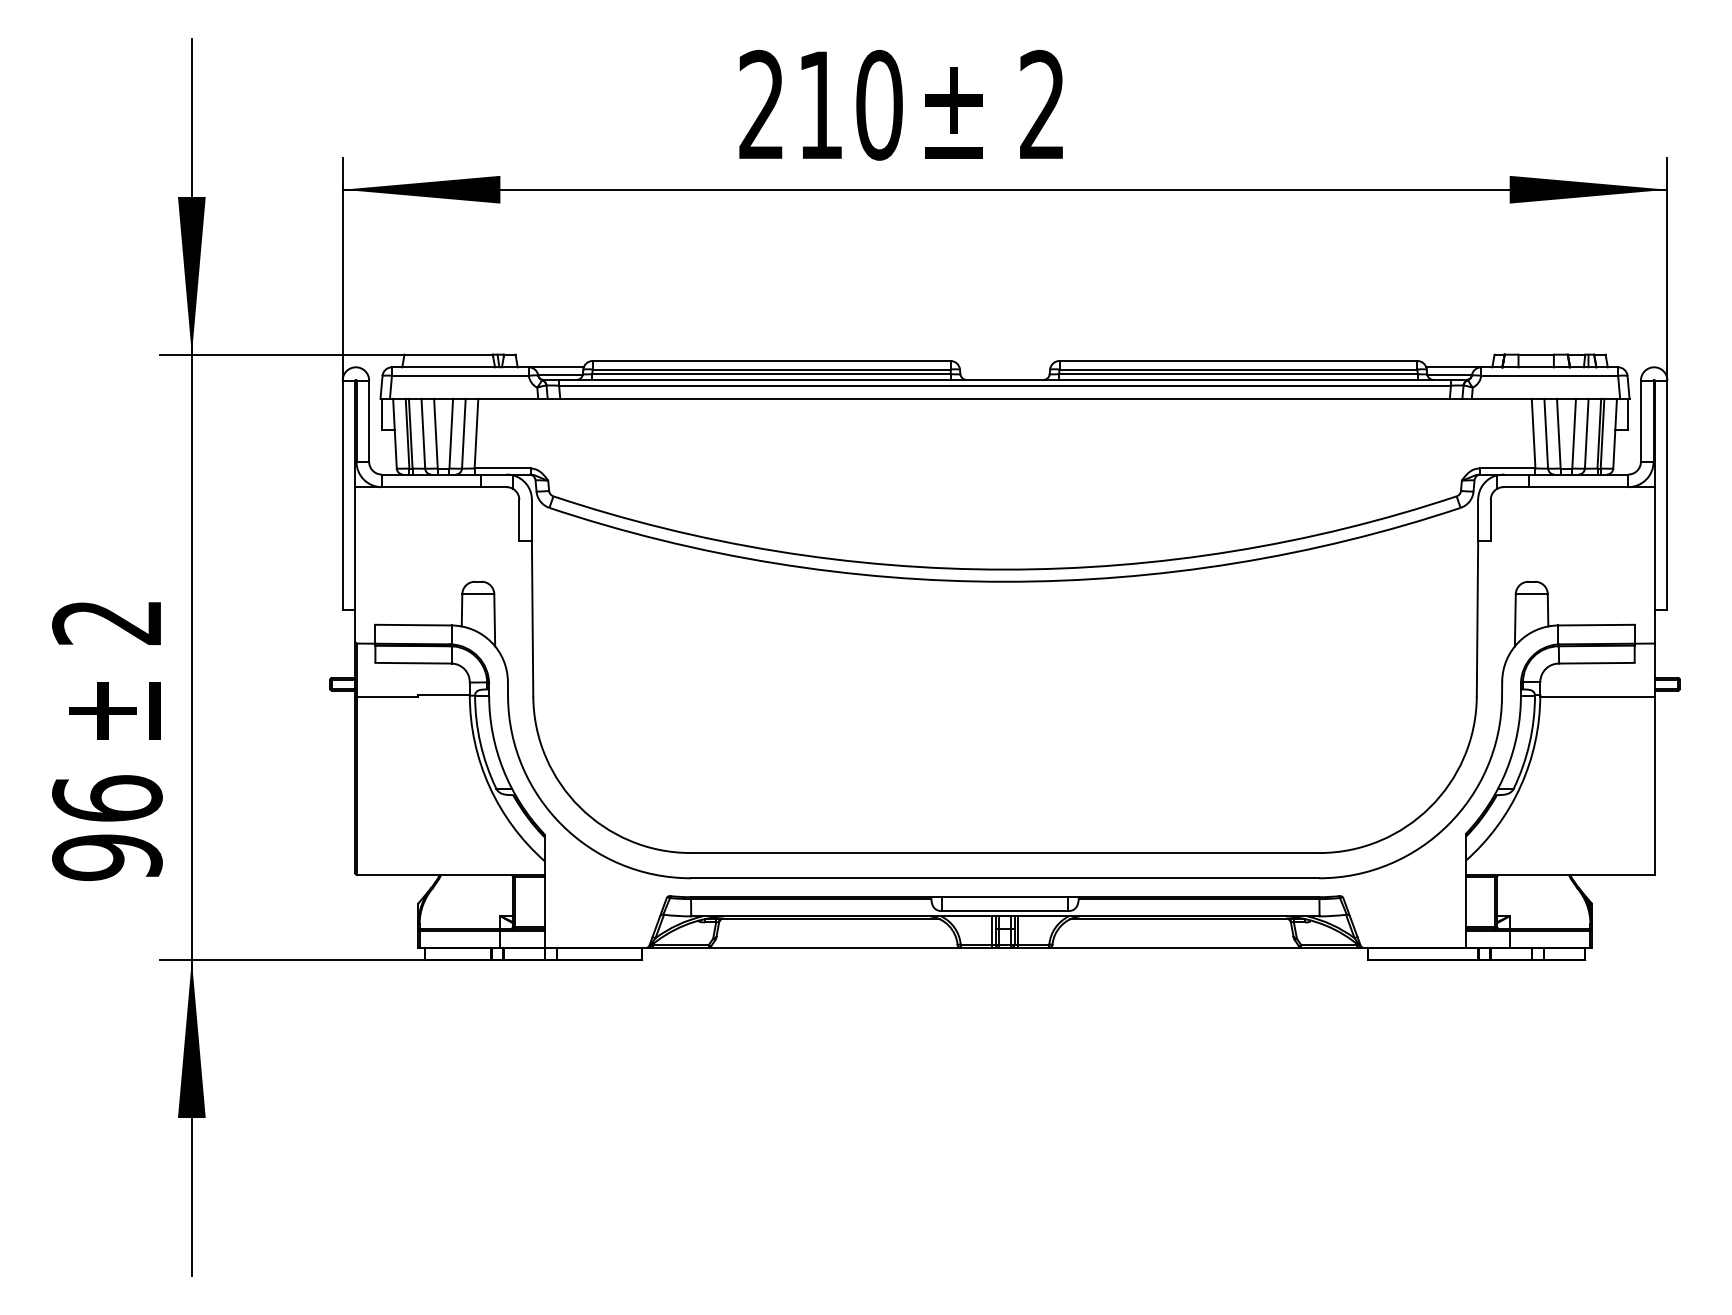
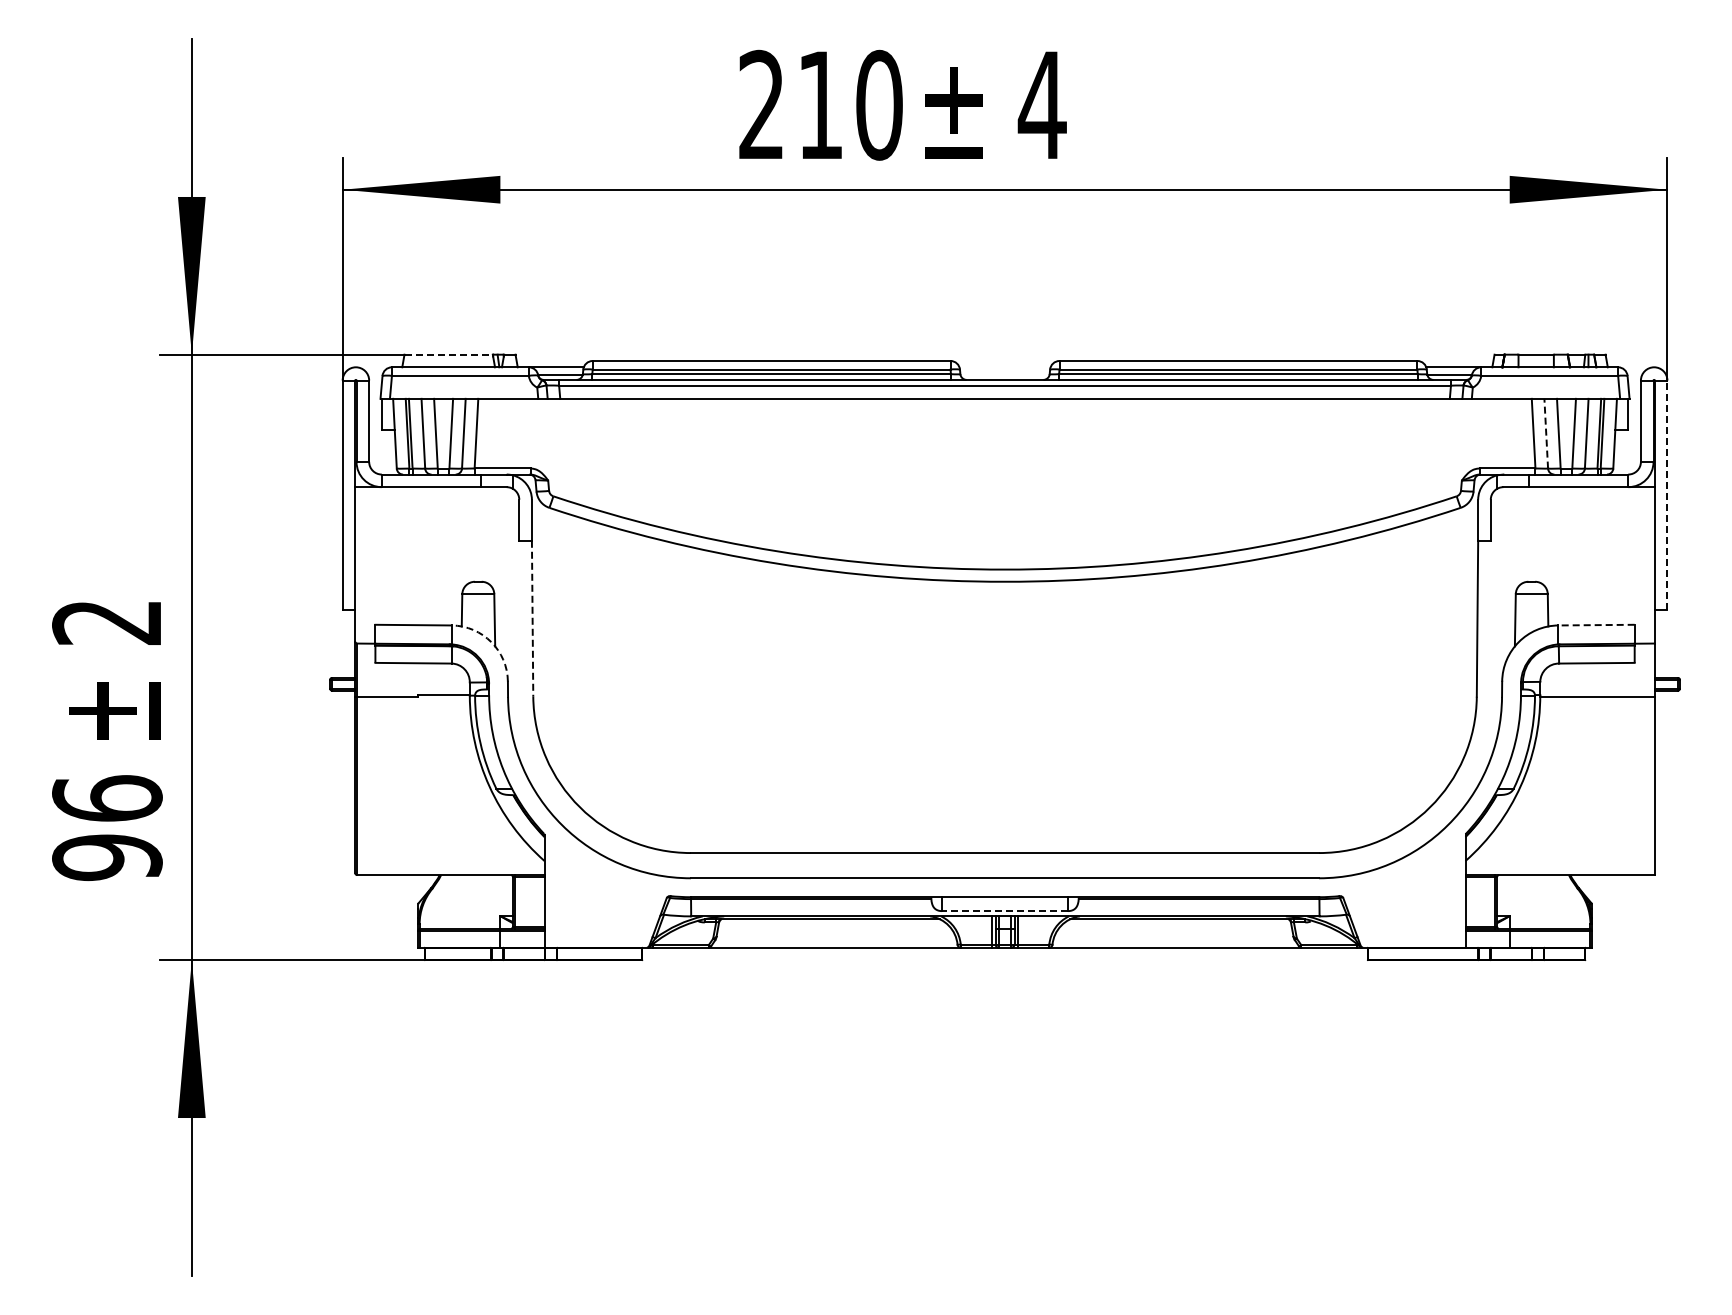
text: 2 -> 4 (1041, 103)
line: solid -> dashed (449, 354)
line: solid -> dashed (1546, 433)
line: solid -> dashed (1667, 495)
line: solid -> dashed (532, 618)
line: solid -> dashed (1596, 625)
arc: solid -> dashed (491, 642)
line: solid -> dashed (1004, 911)
